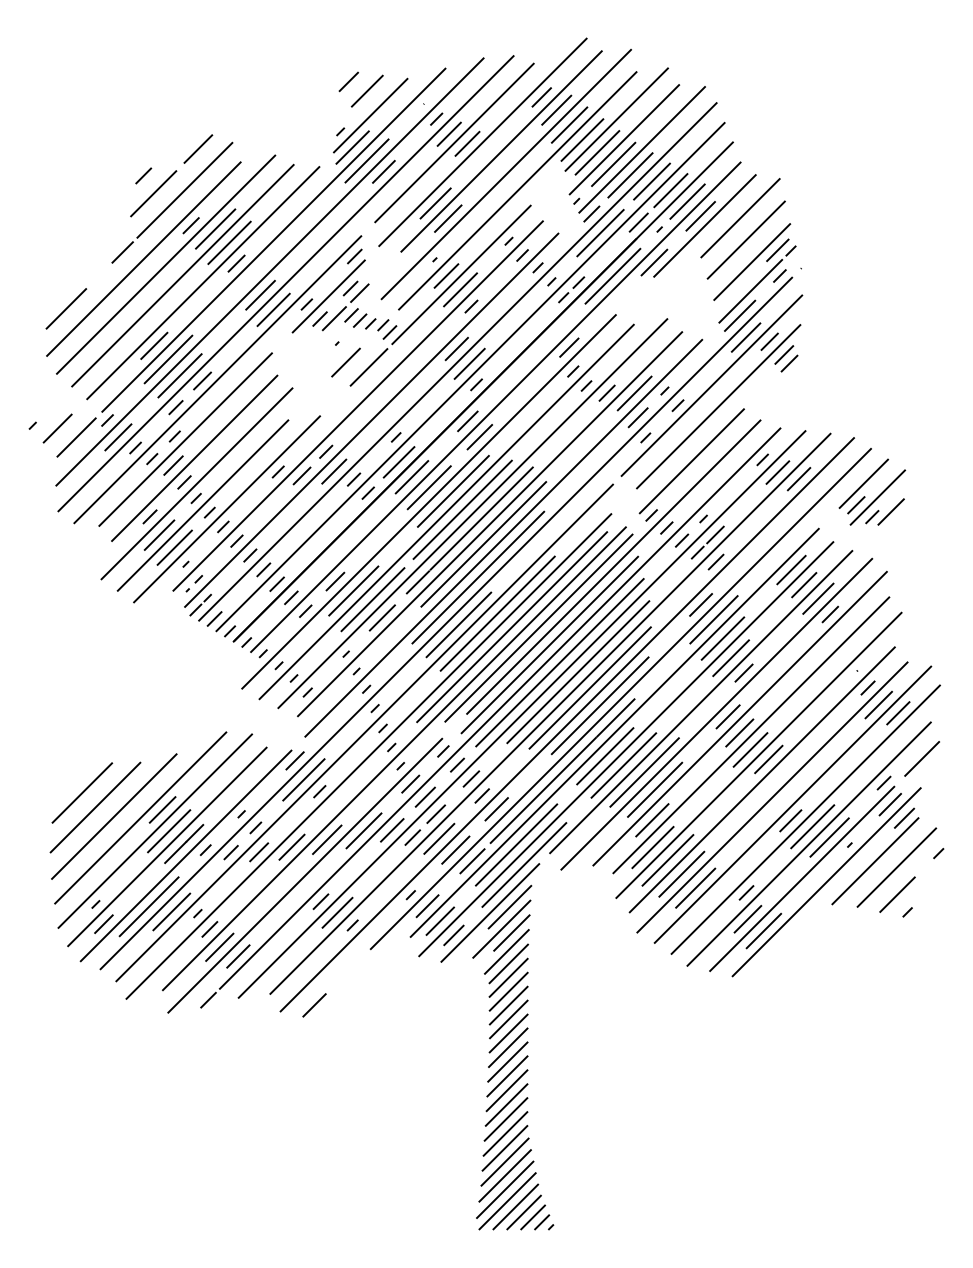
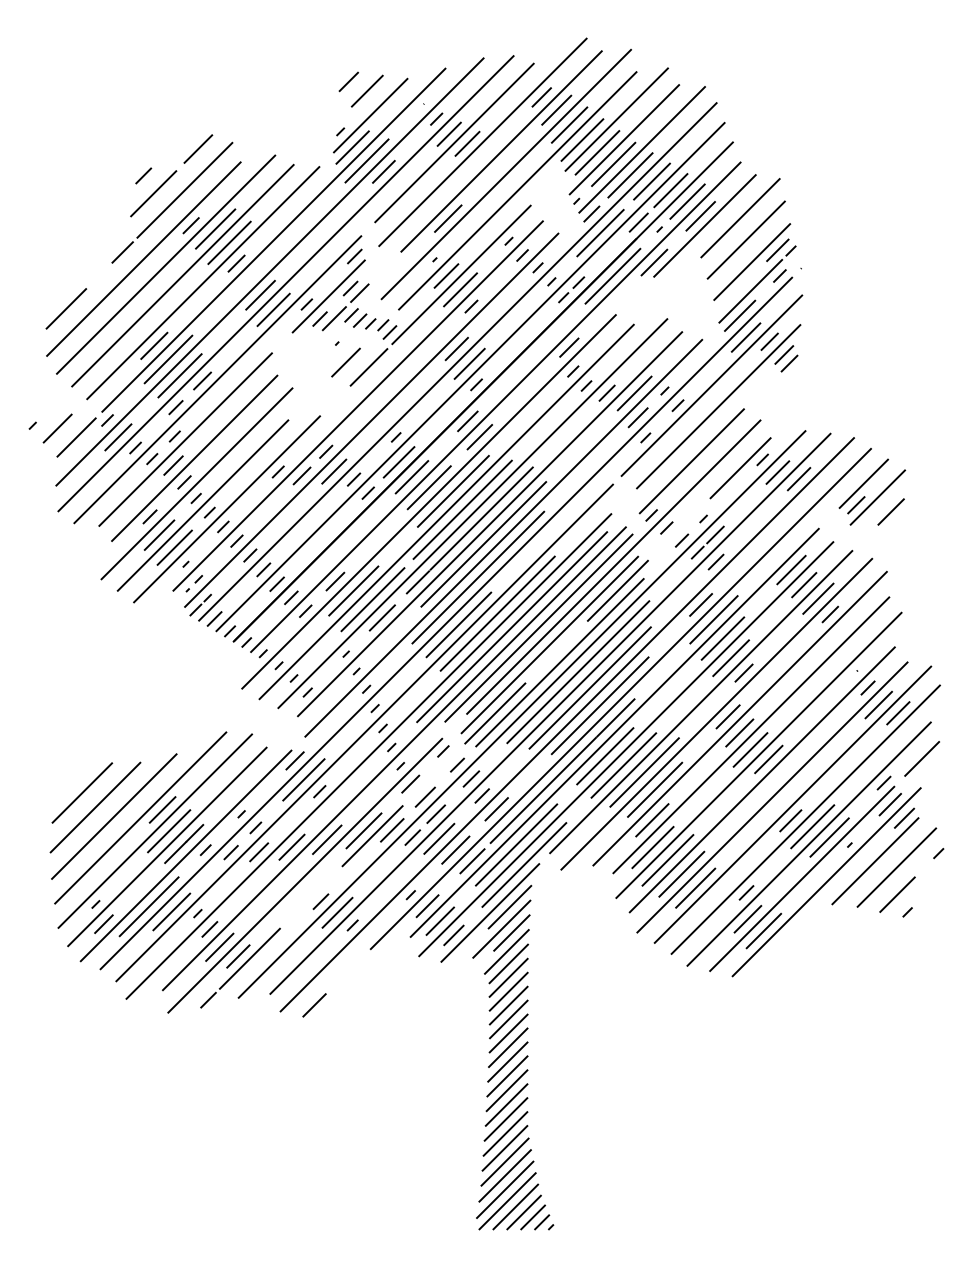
line: present -> none (435, 203)
line: present -> none (872, 517)
line: solid -> dashed (500, 708)
